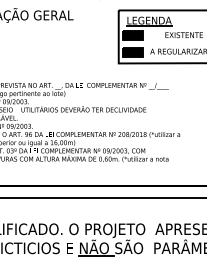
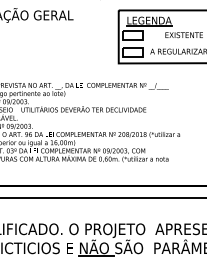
fill: present -> none (132, 35)
fill: present -> none (132, 51)
